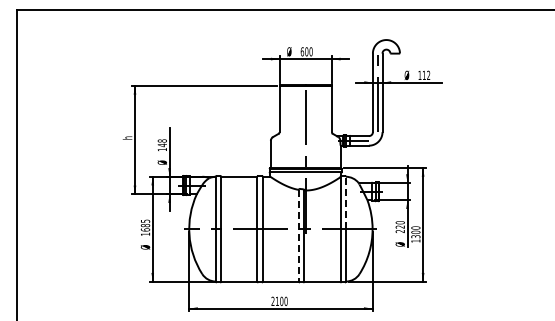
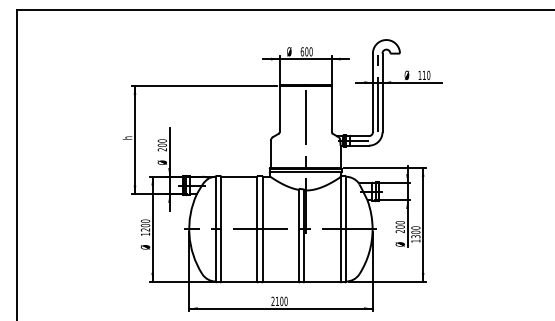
text: 112 -> 110 (428, 75)
text: 148 -> 200 (161, 145)
line: dashed -> solid (345, 202)
text: 1685 -> 1200 (145, 225)
text: 220 -> 200 (399, 226)
line: dashed -> solid (299, 235)
